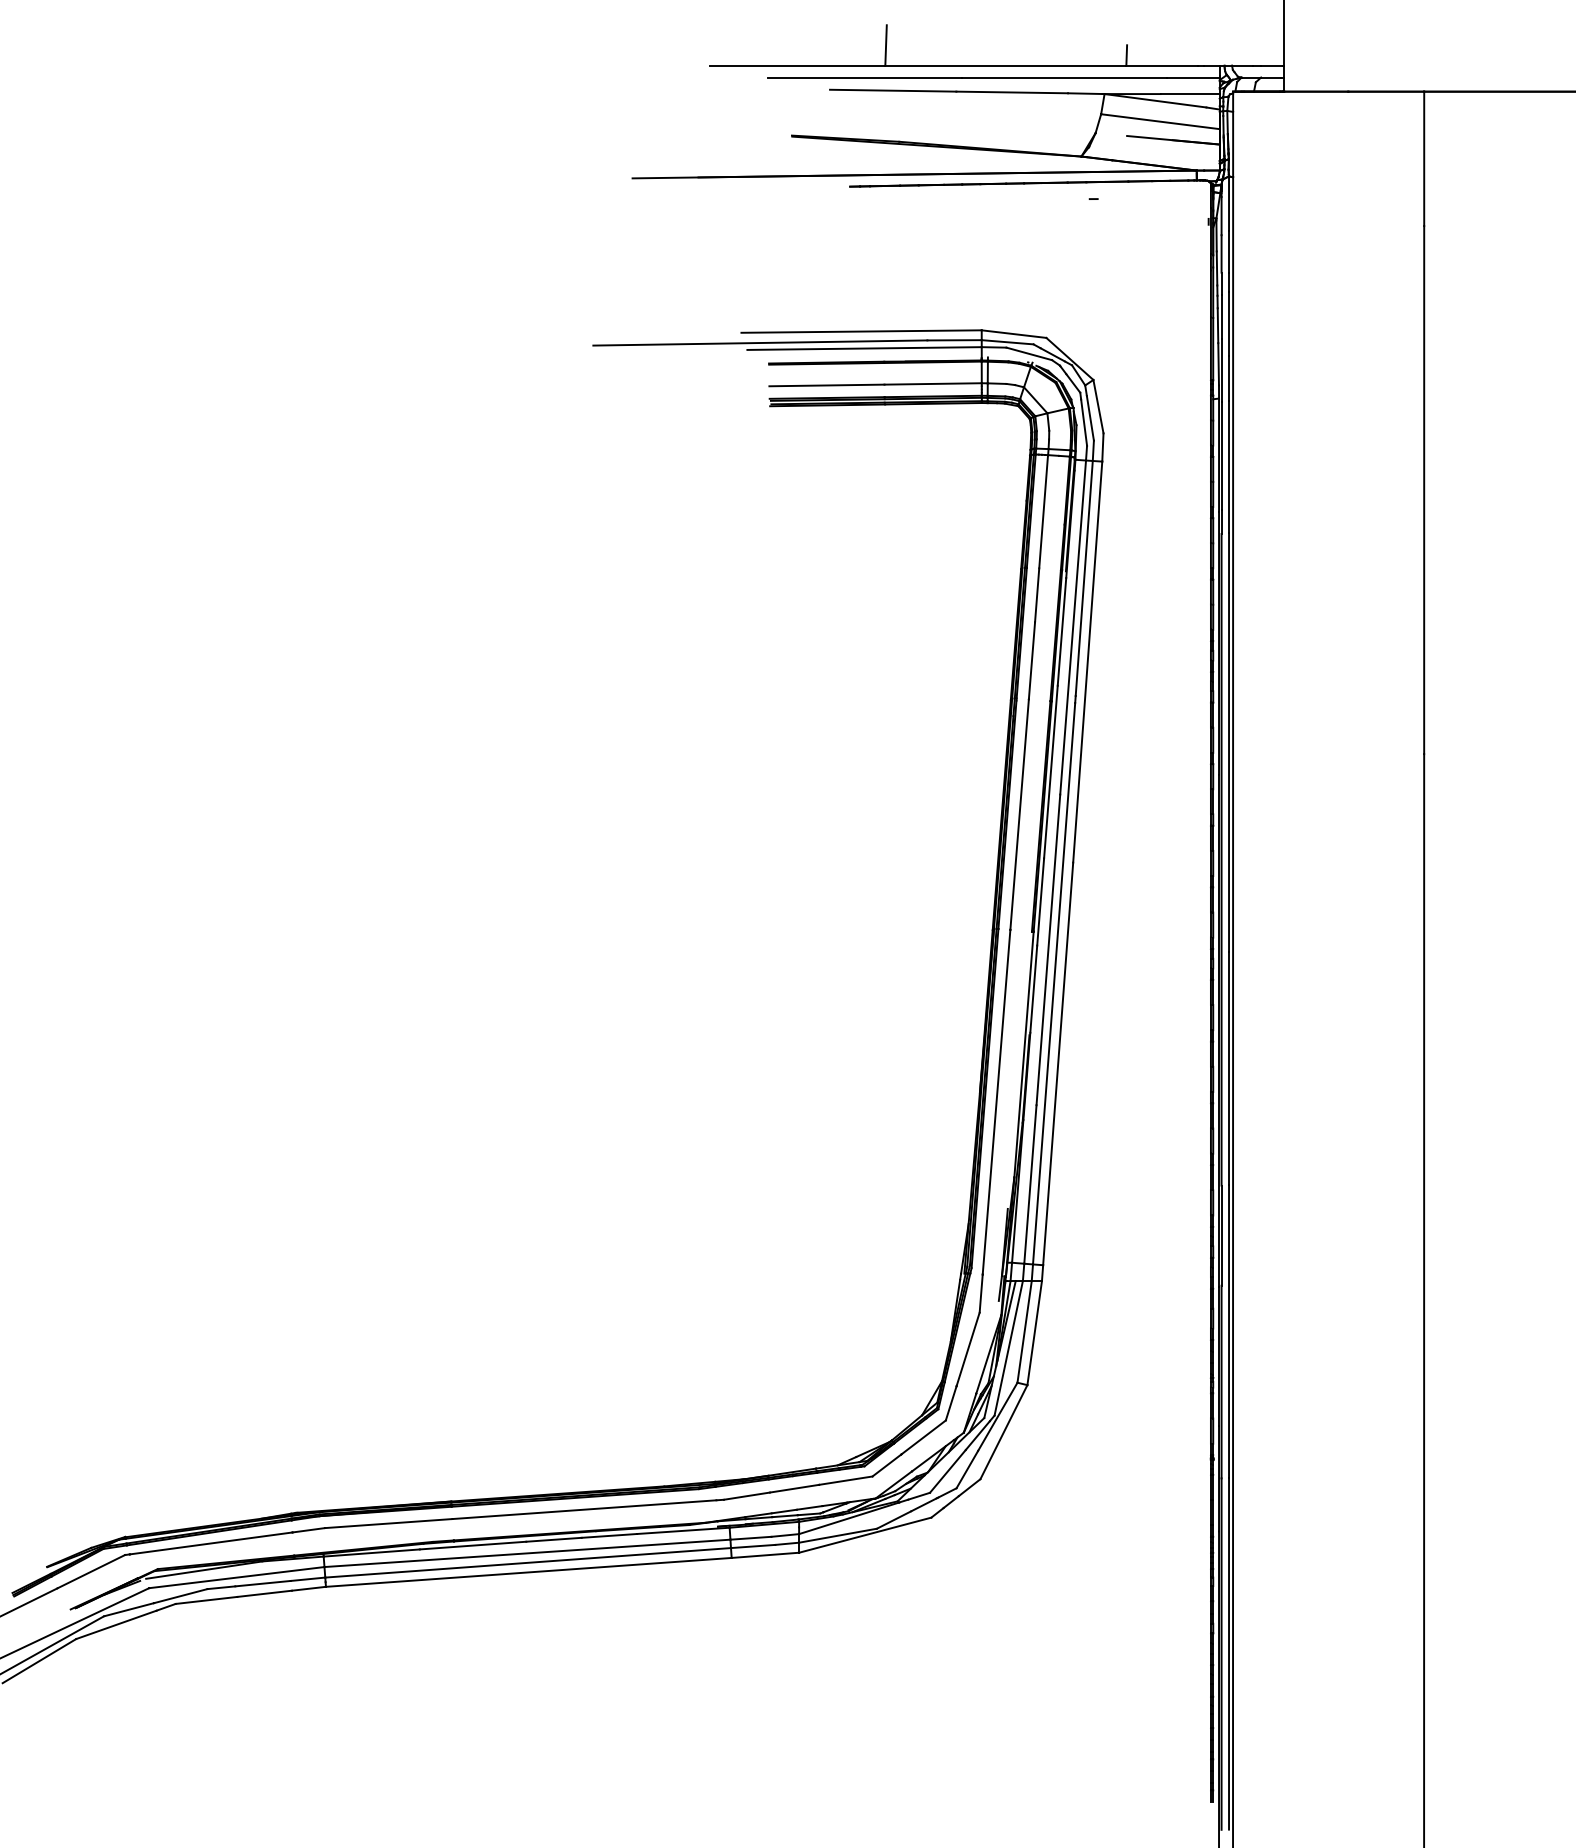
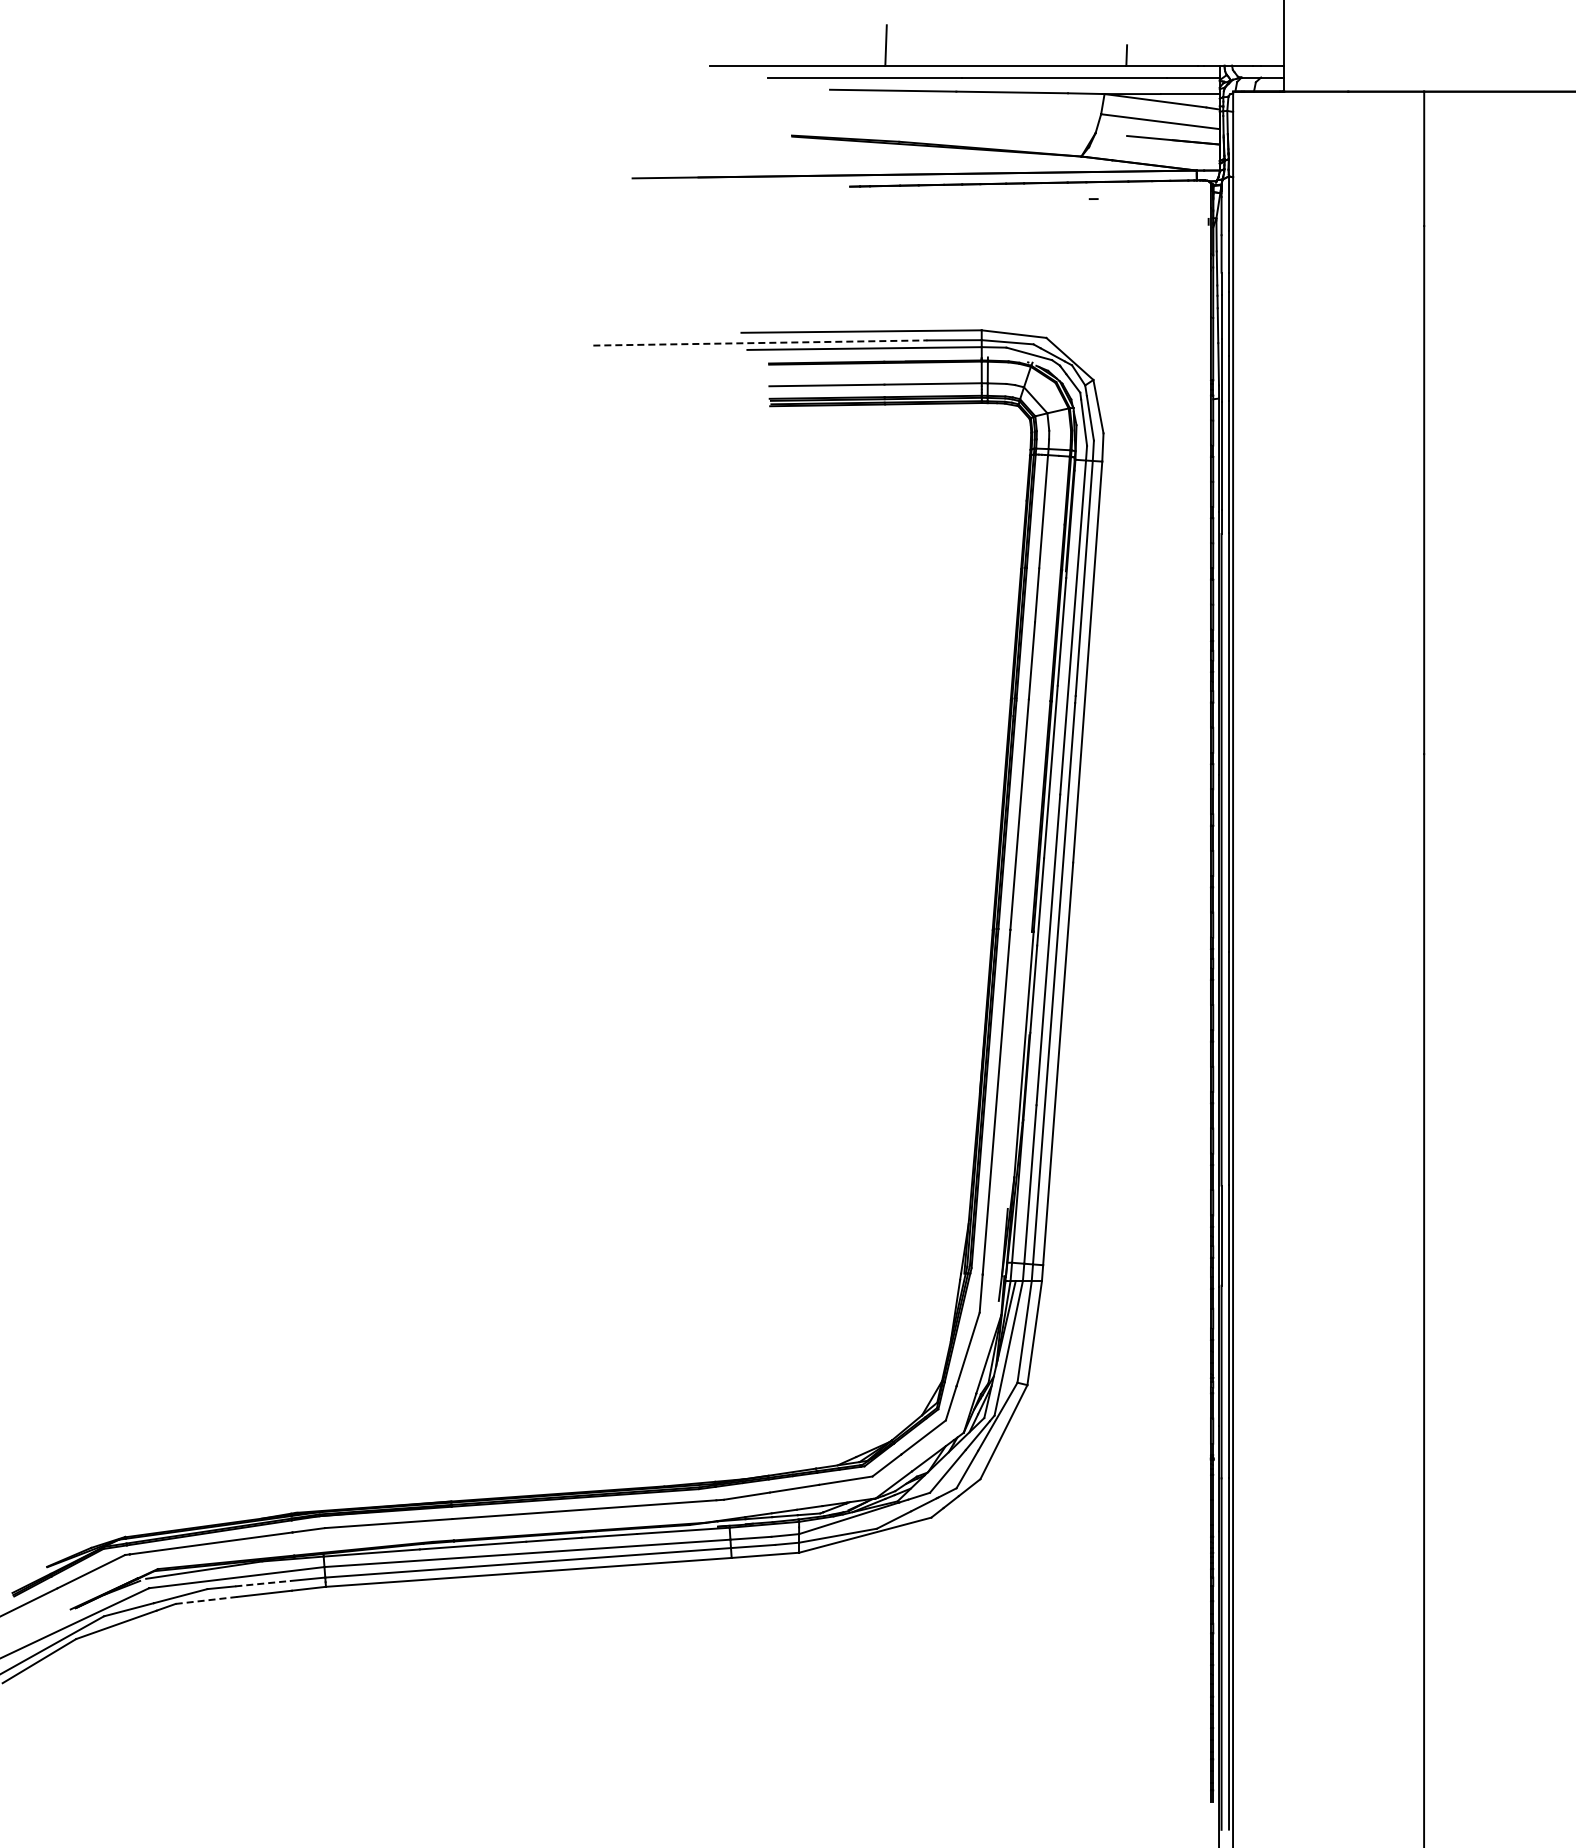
line: solid -> dashed (760, 343)
line: solid -> dashed (263, 1583)
line: solid -> dashed (206, 1600)
